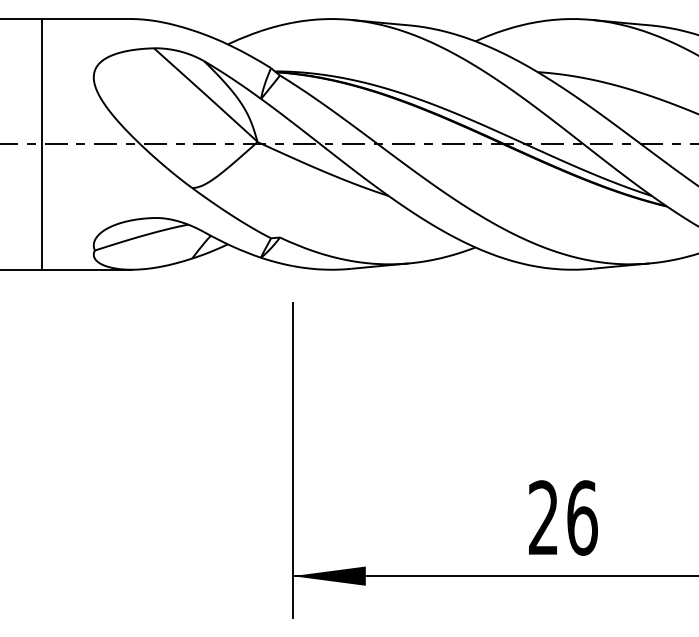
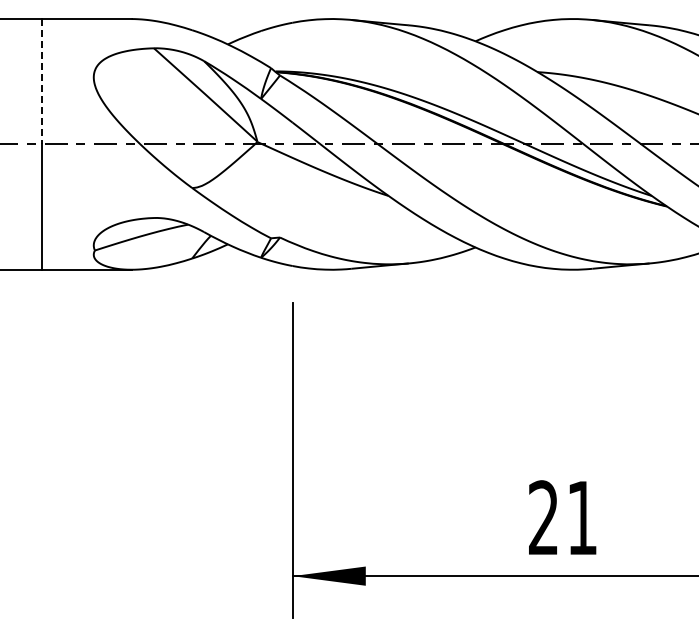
line: solid -> dashed (41, 81)
text: 26 -> 21 (582, 517)
